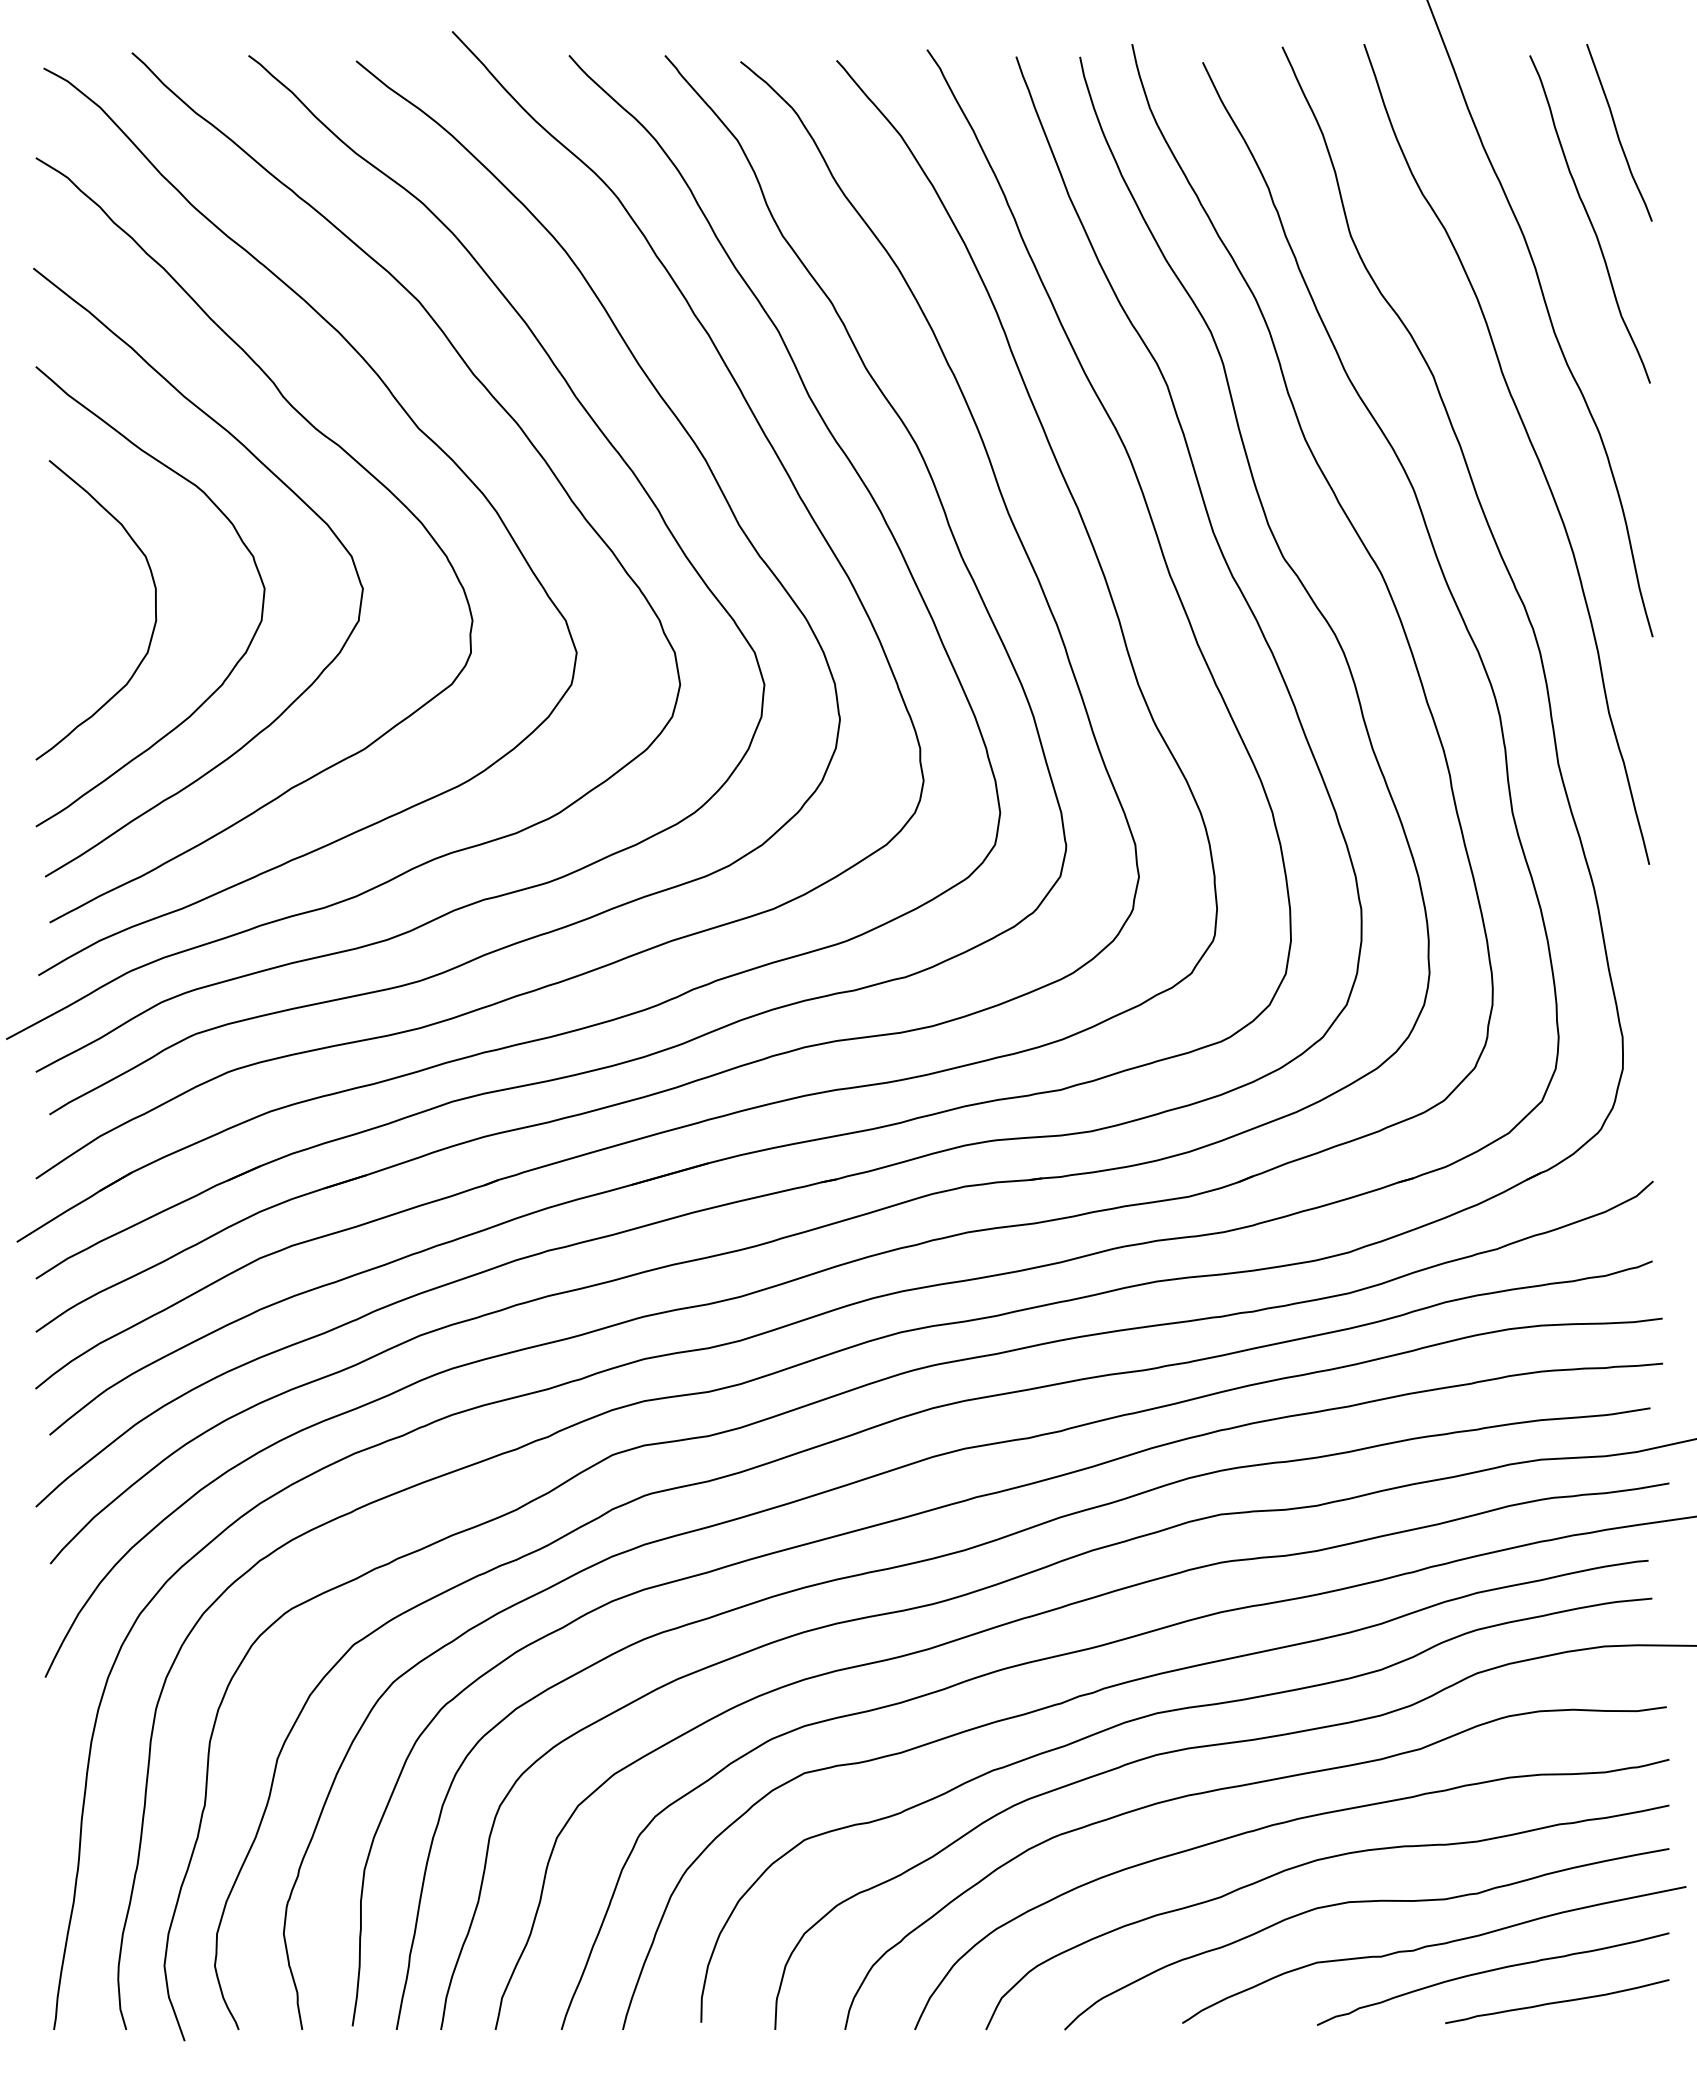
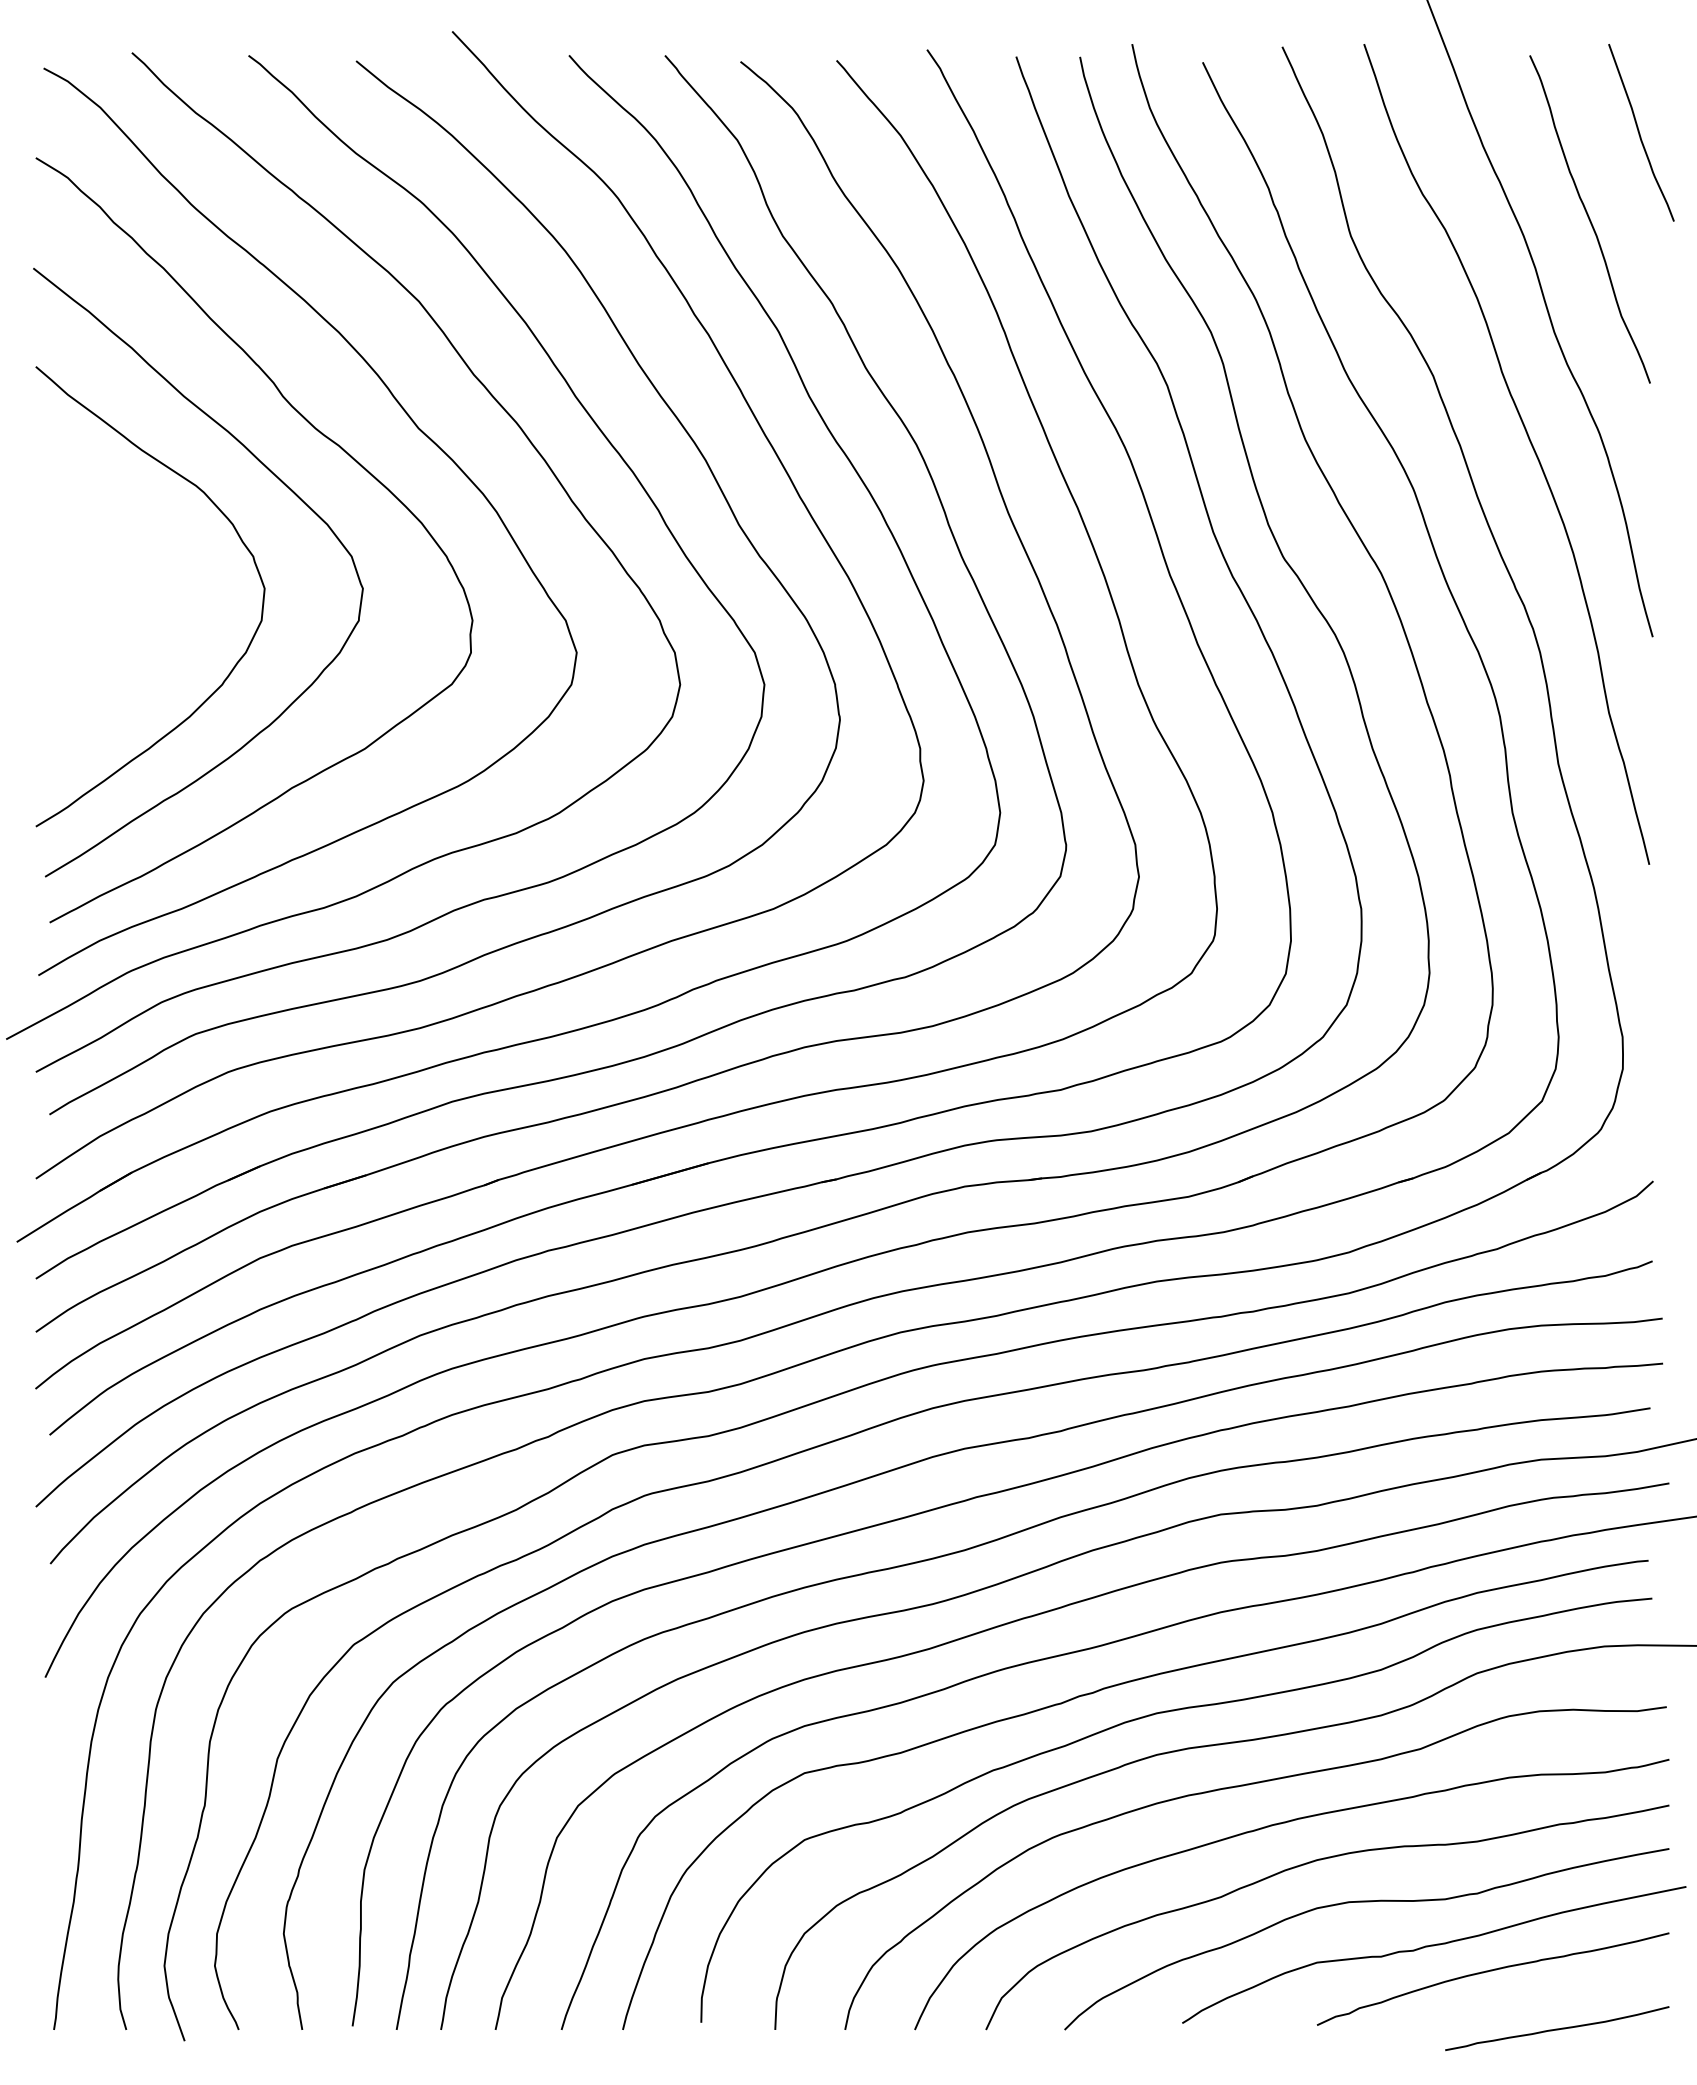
curve position: (1618, 133) -> (1640, 133) (1640, 133)
curve: present -> none (155, 610)
curve position: (1557, 2001) -> (1557, 2028) (1557, 2028)
